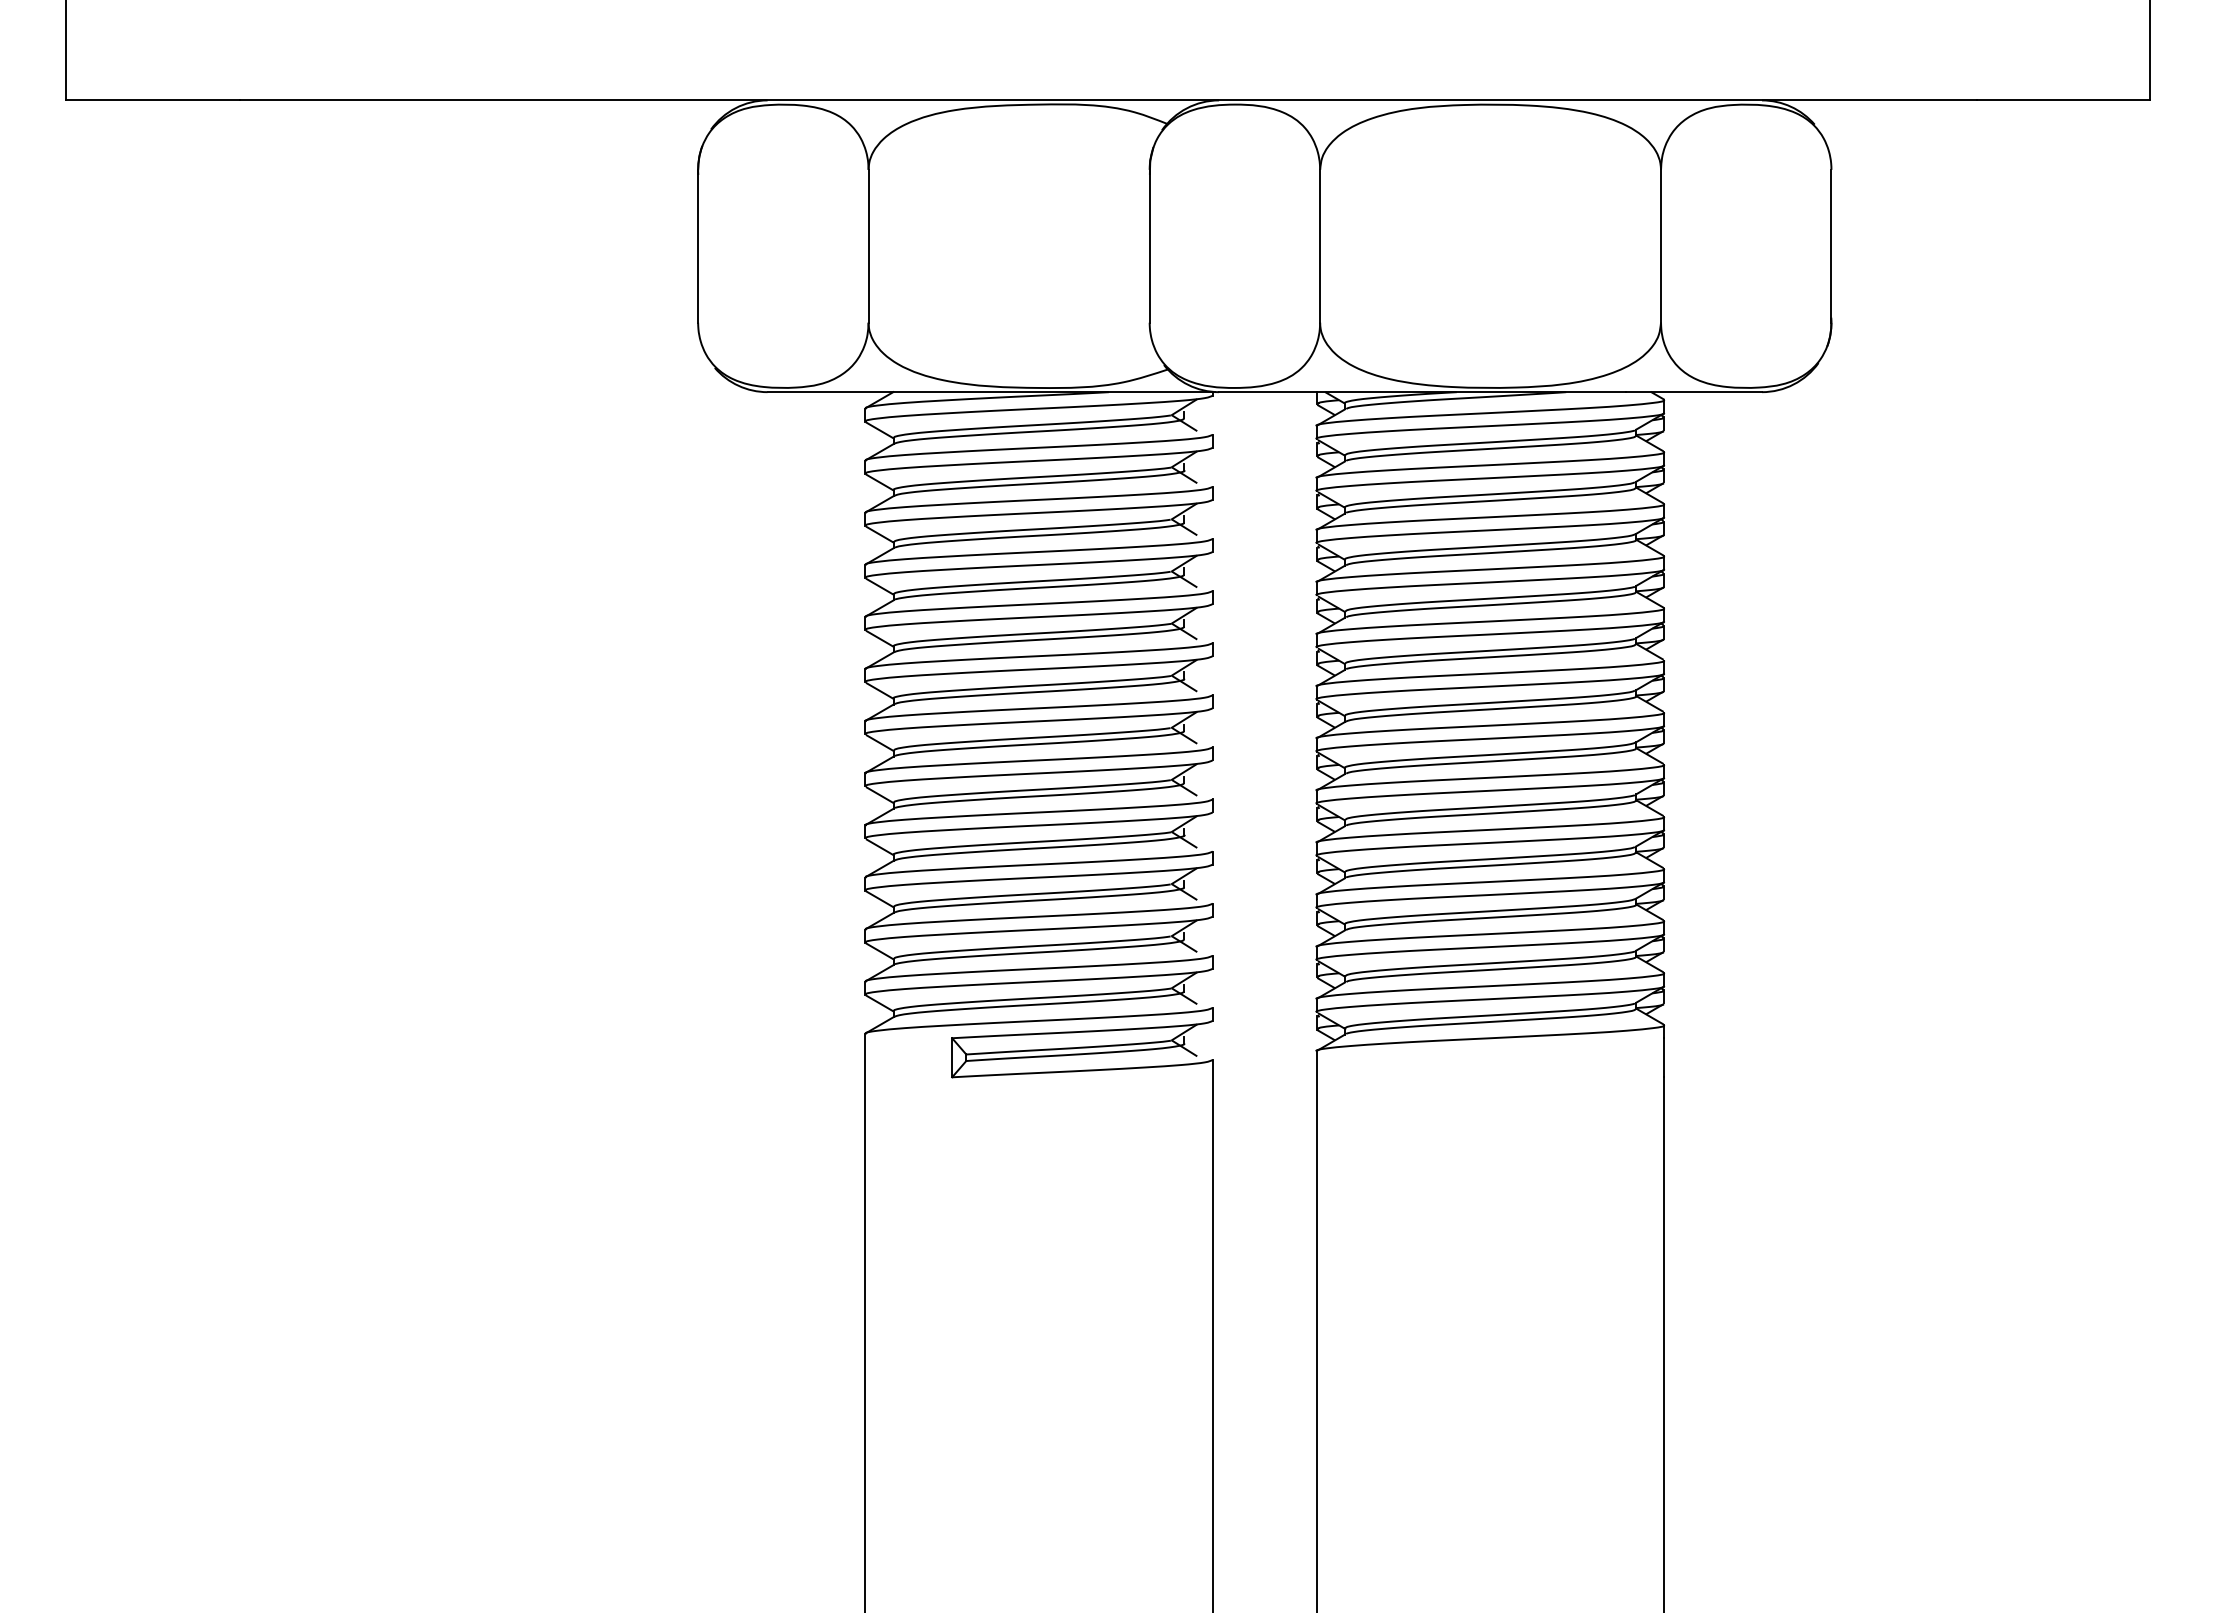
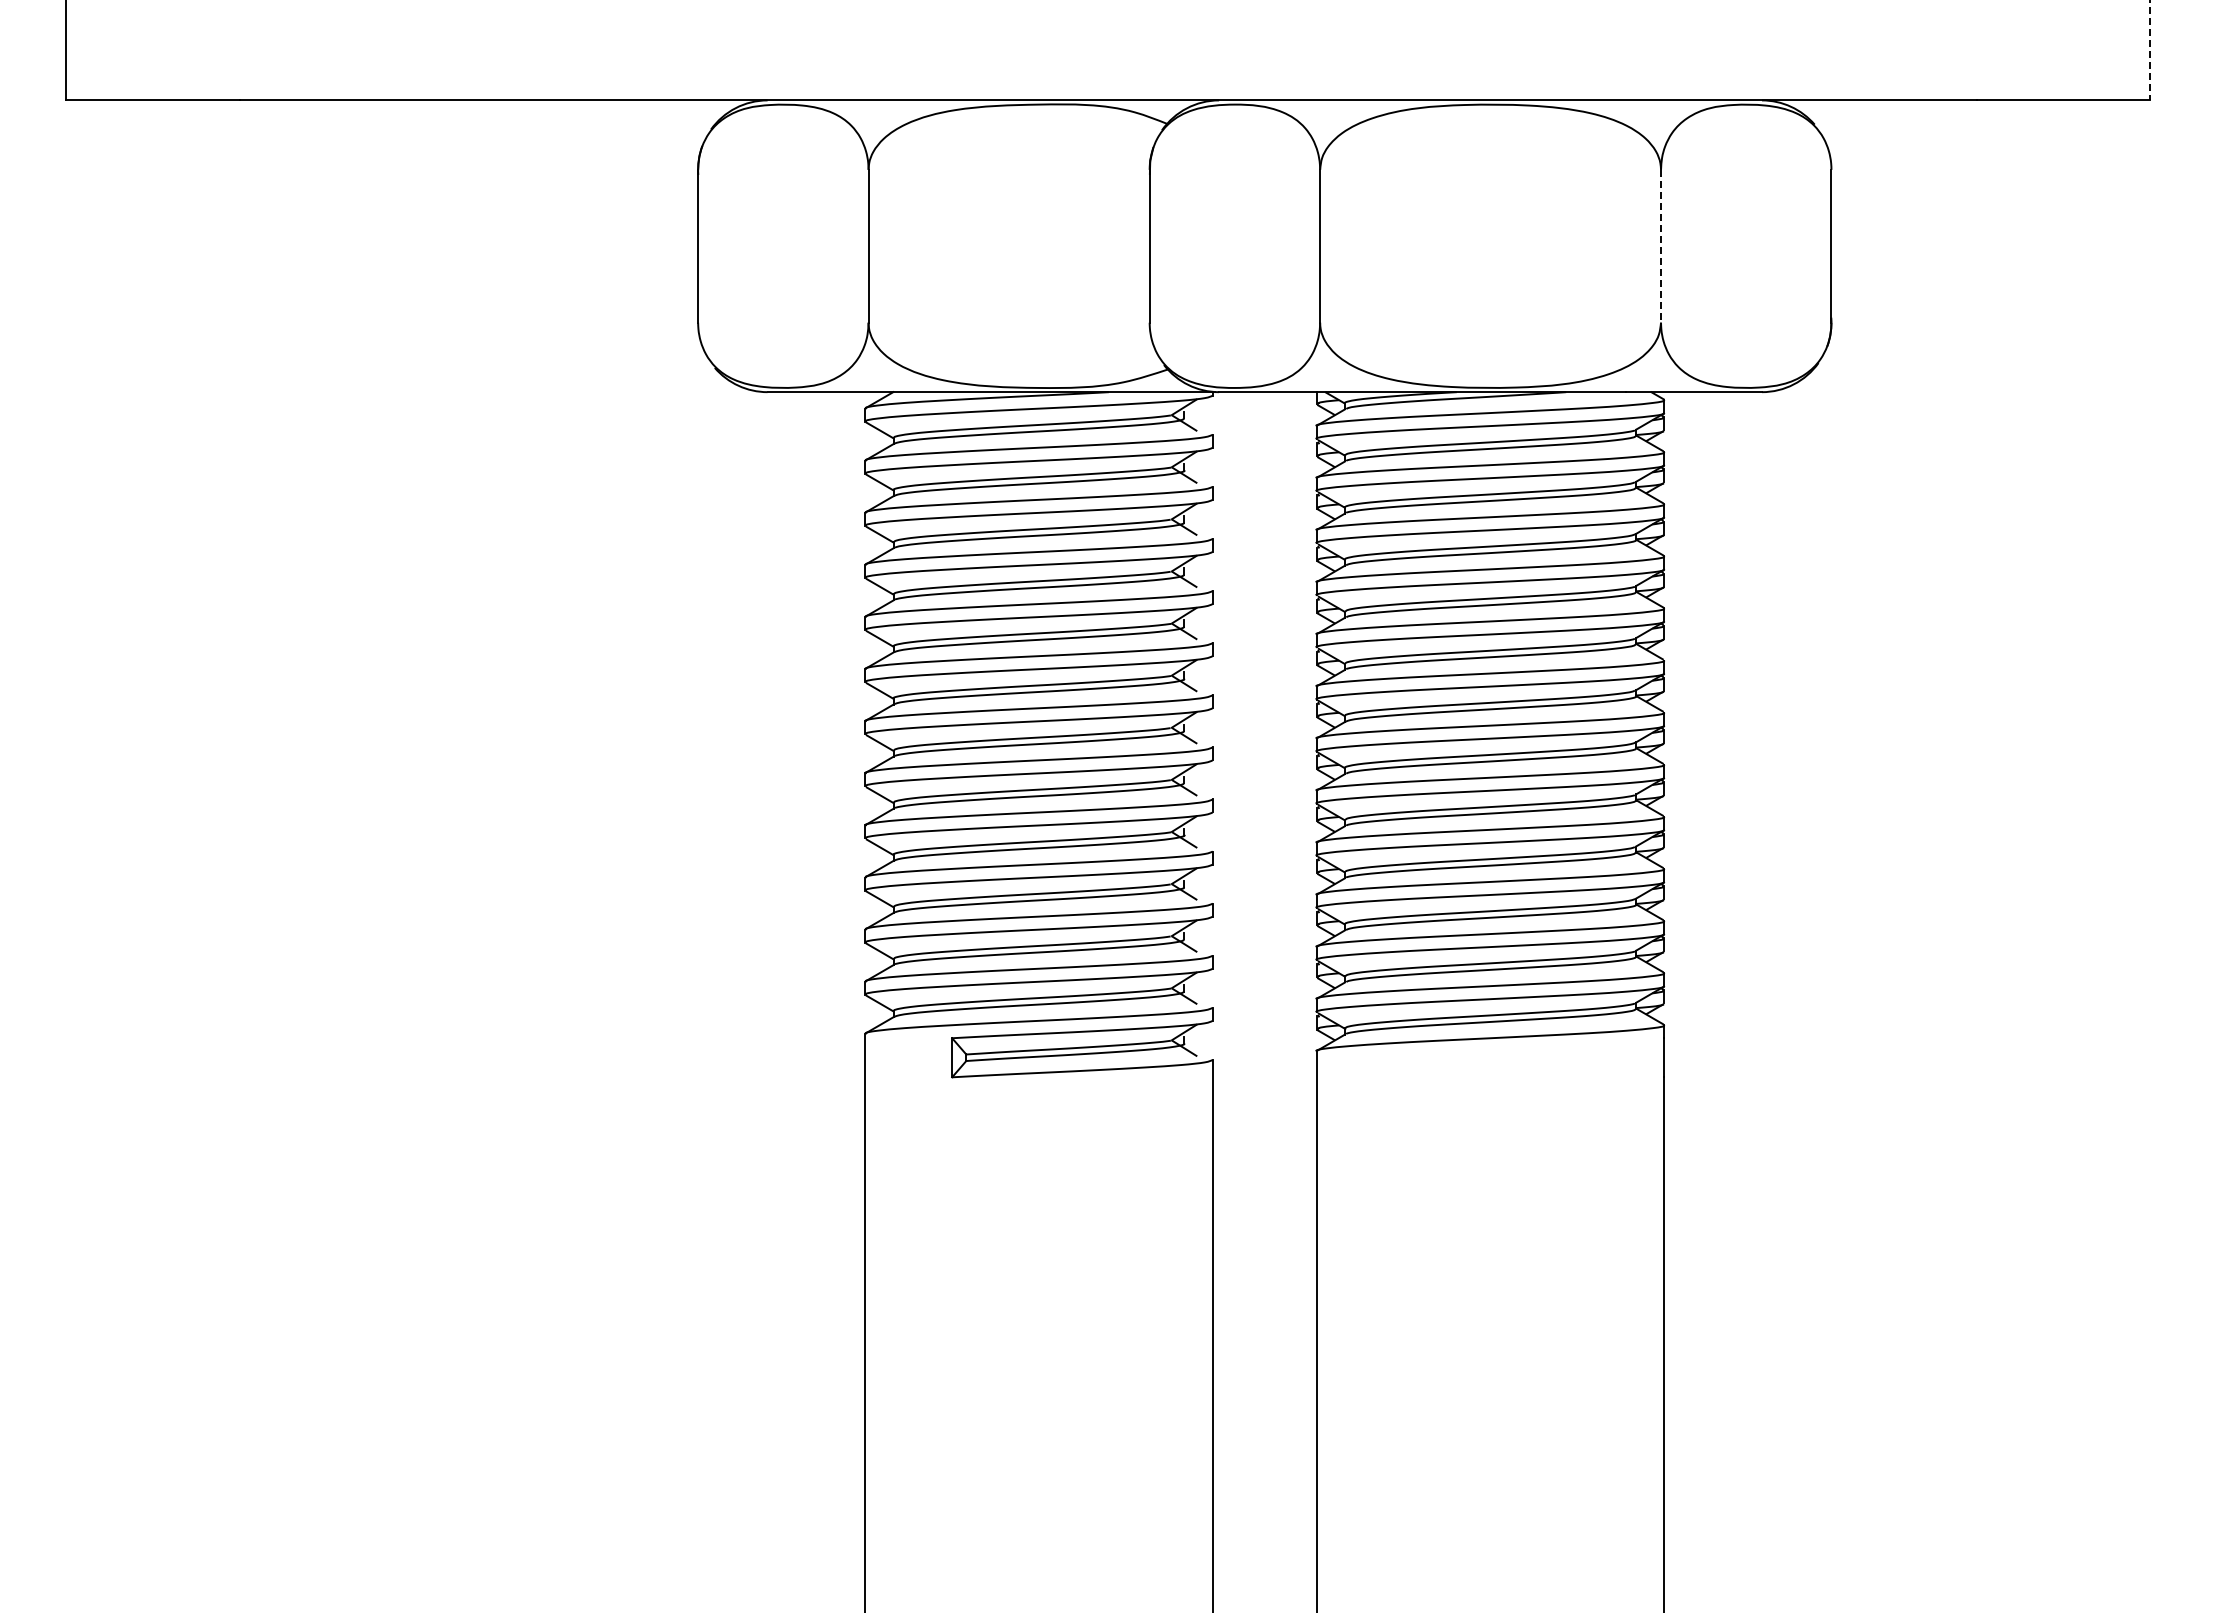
line: solid -> dashed (2150, 50)
line: solid -> dashed (1661, 246)
